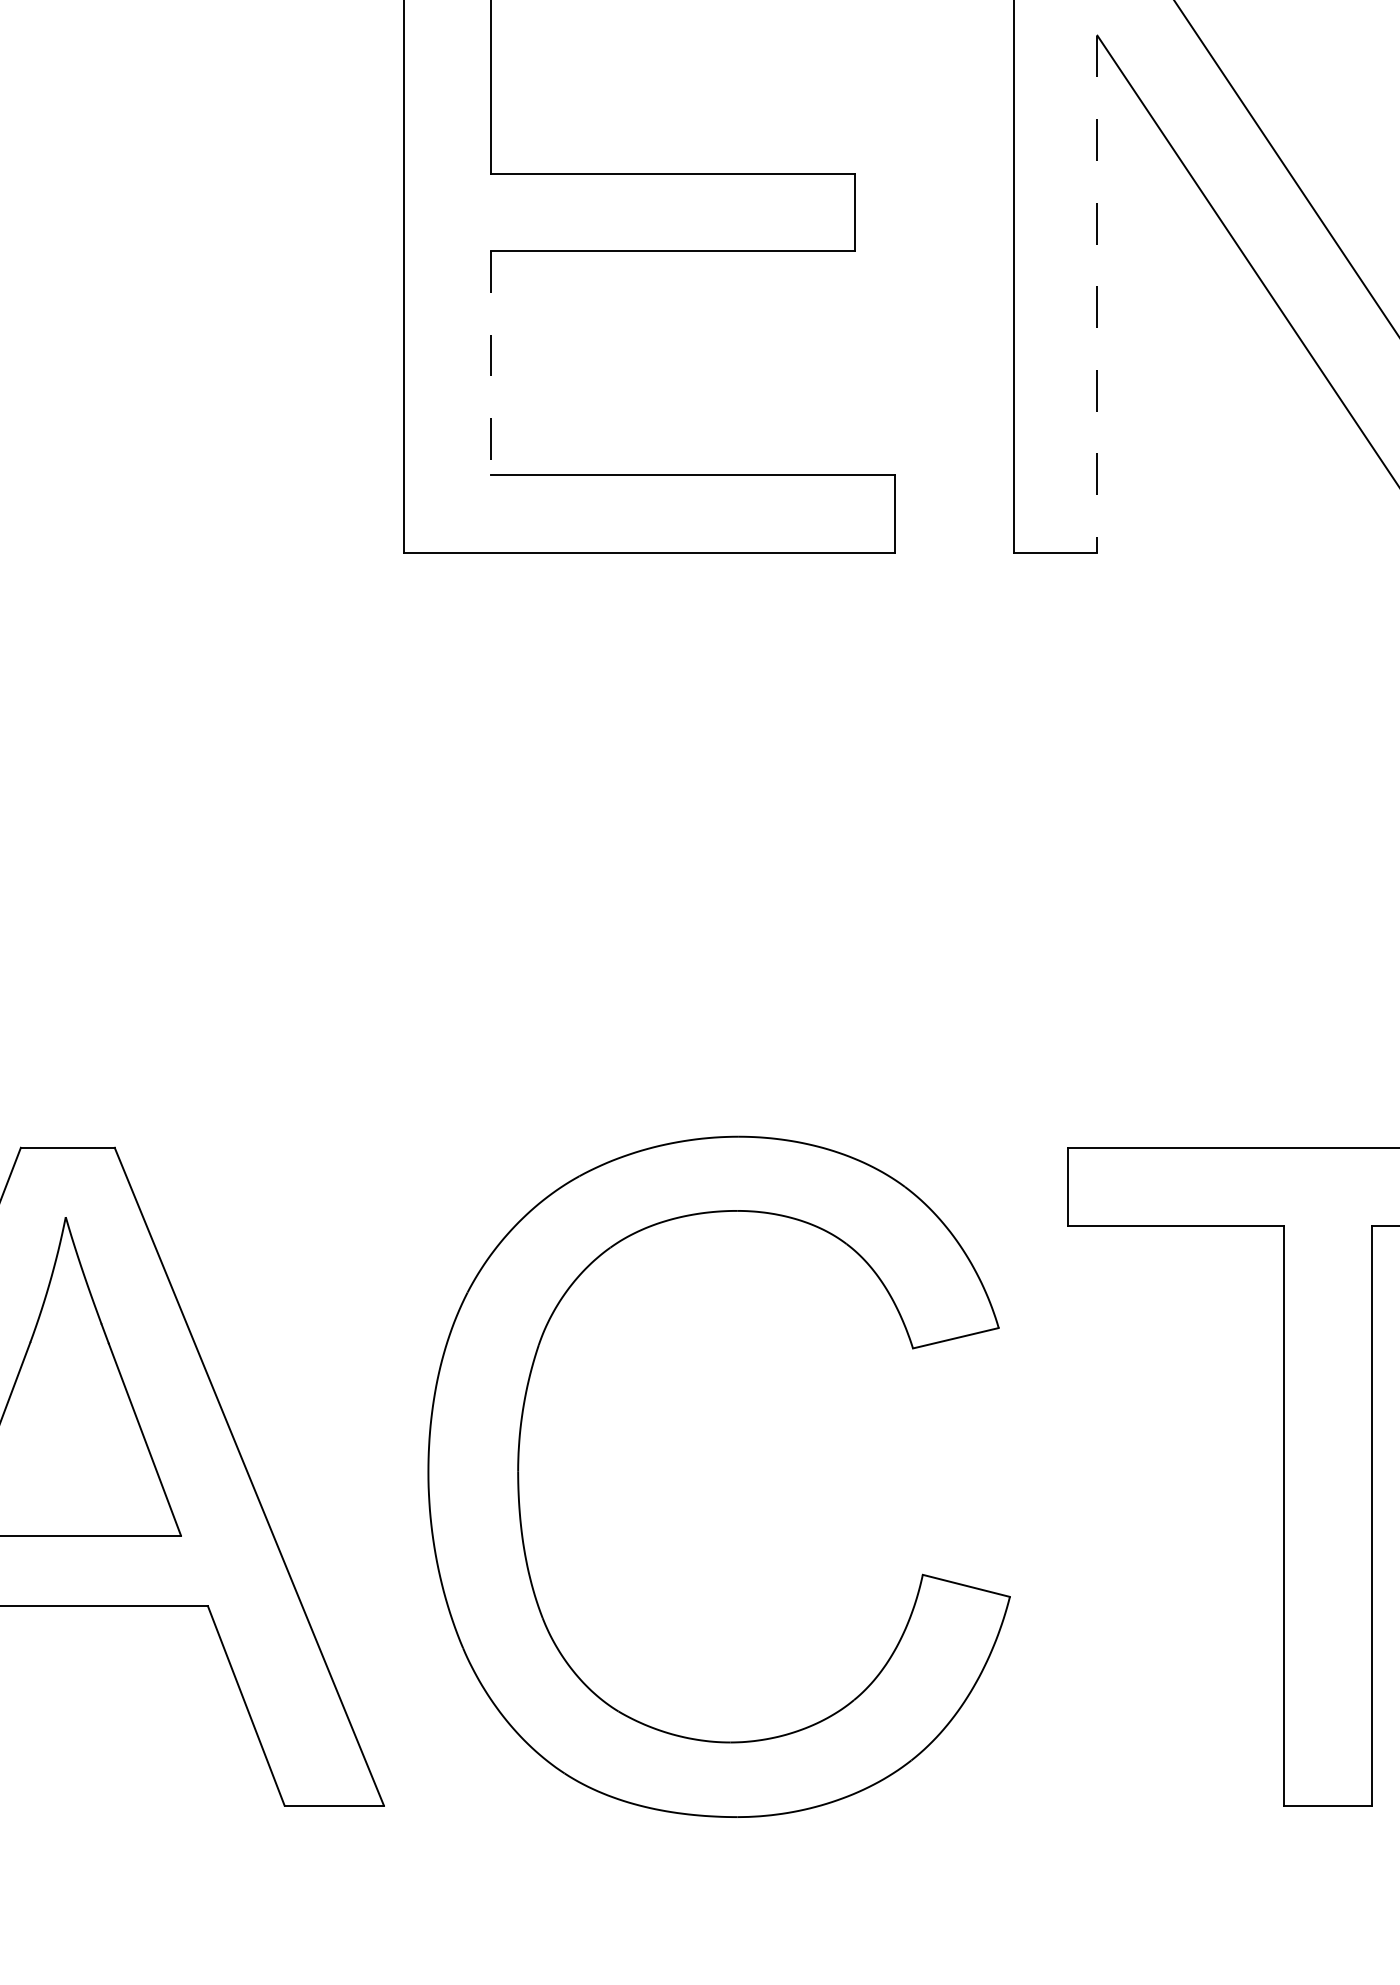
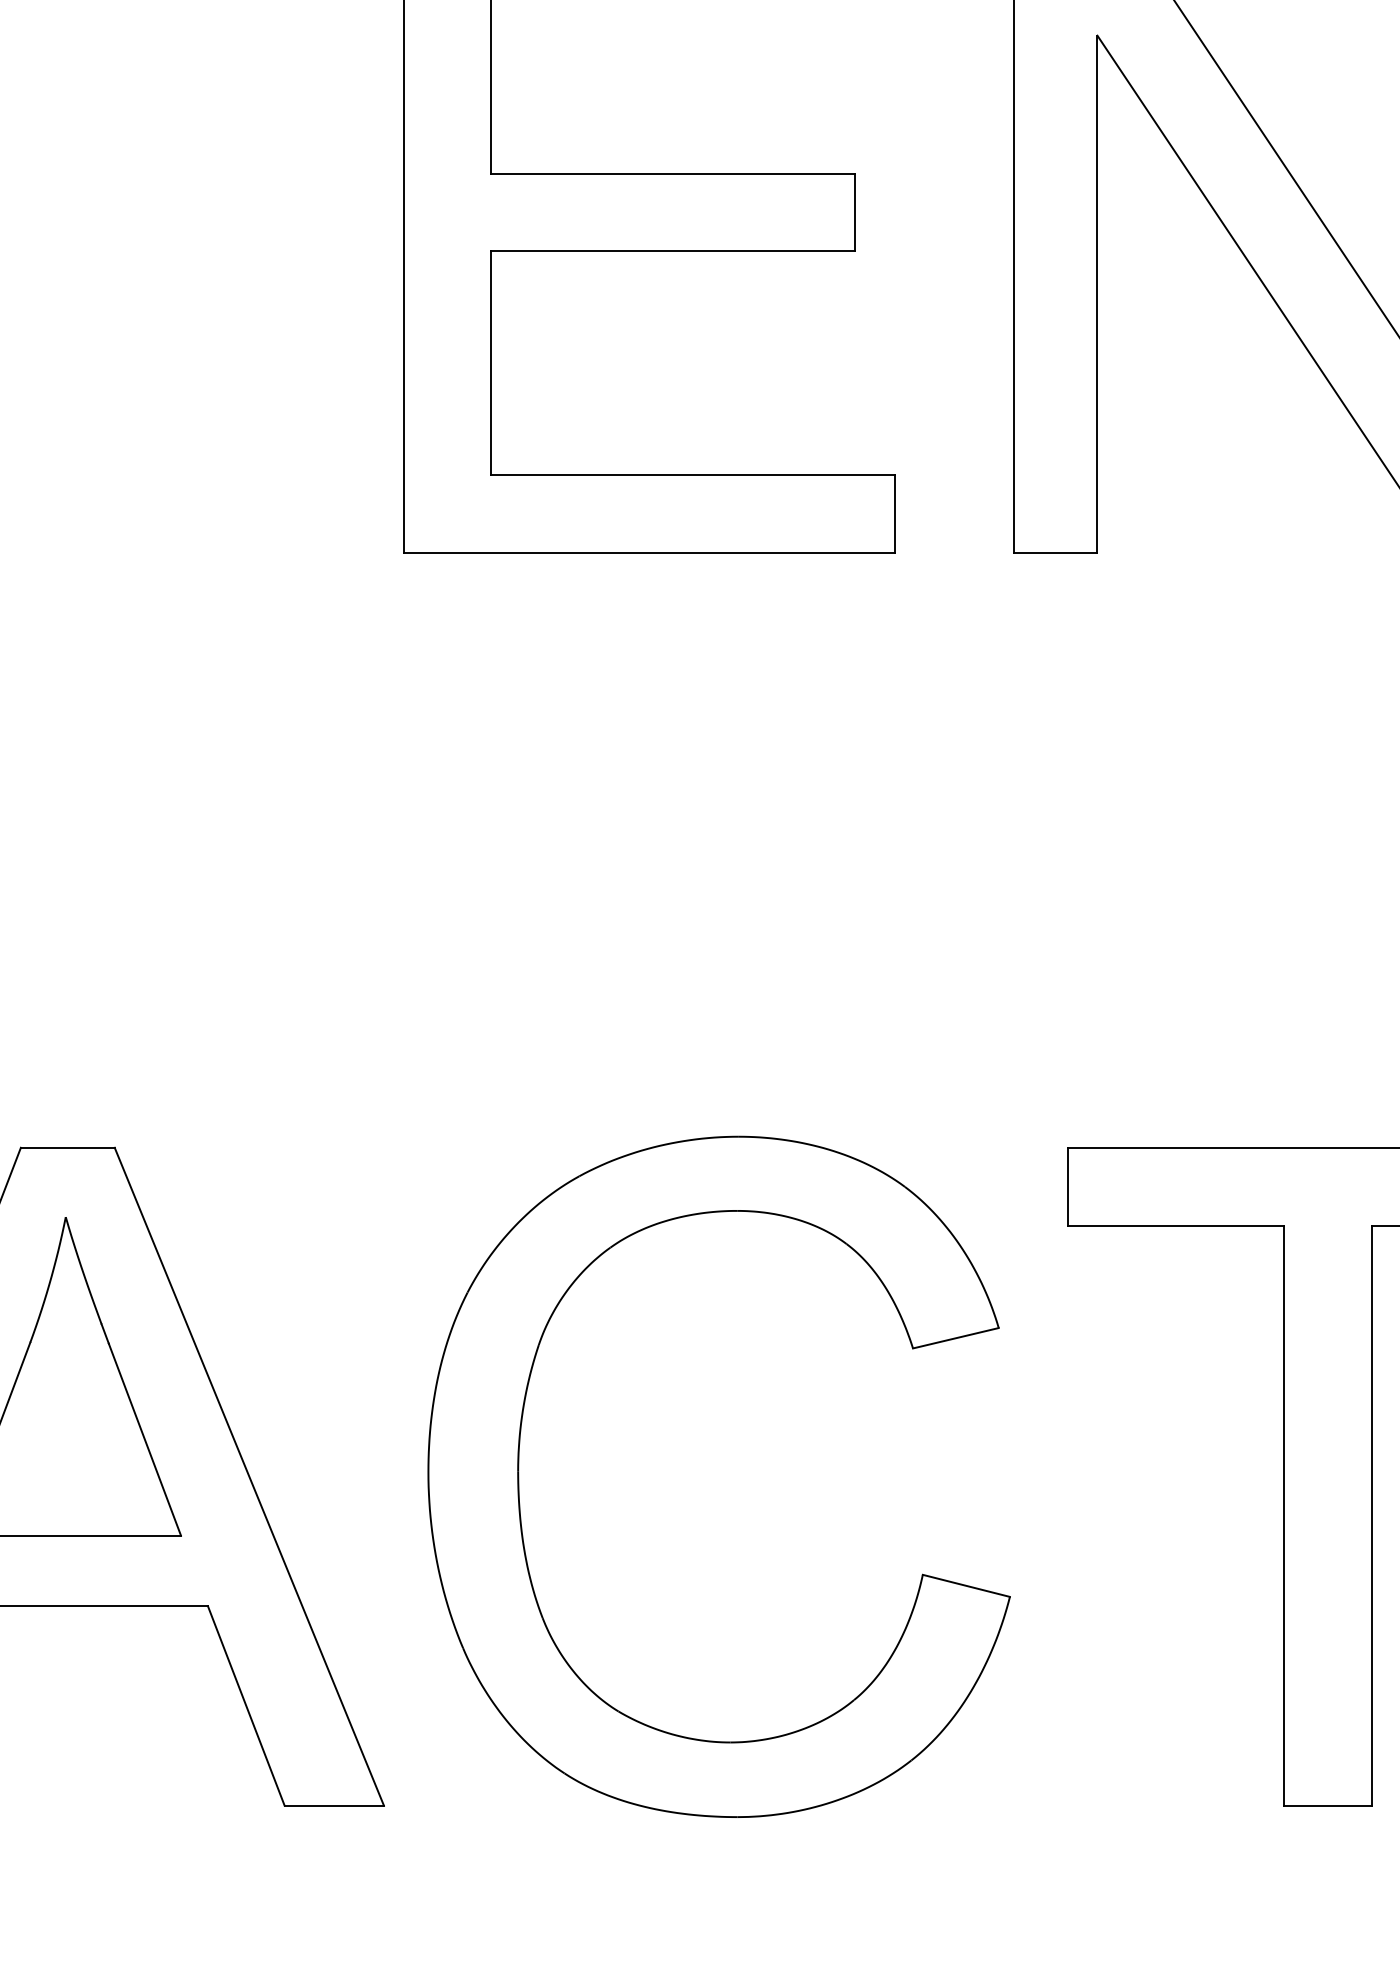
line: dashed -> solid (1097, 294)
line: dashed -> solid (490, 363)
